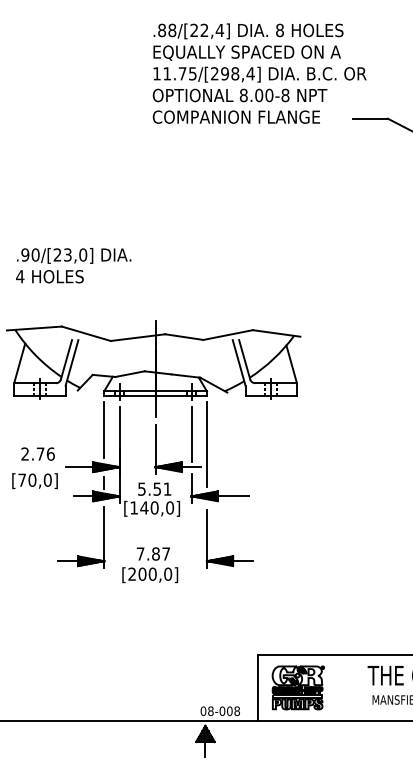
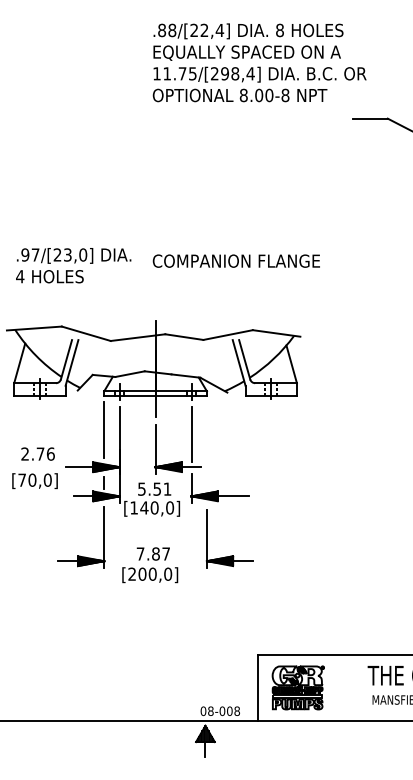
text position: (235, 116) -> (235, 260) (235, 260)
text: .90/[23,0] -> .97/[23,0] (35, 254)
line: present -> none (206, 444)
